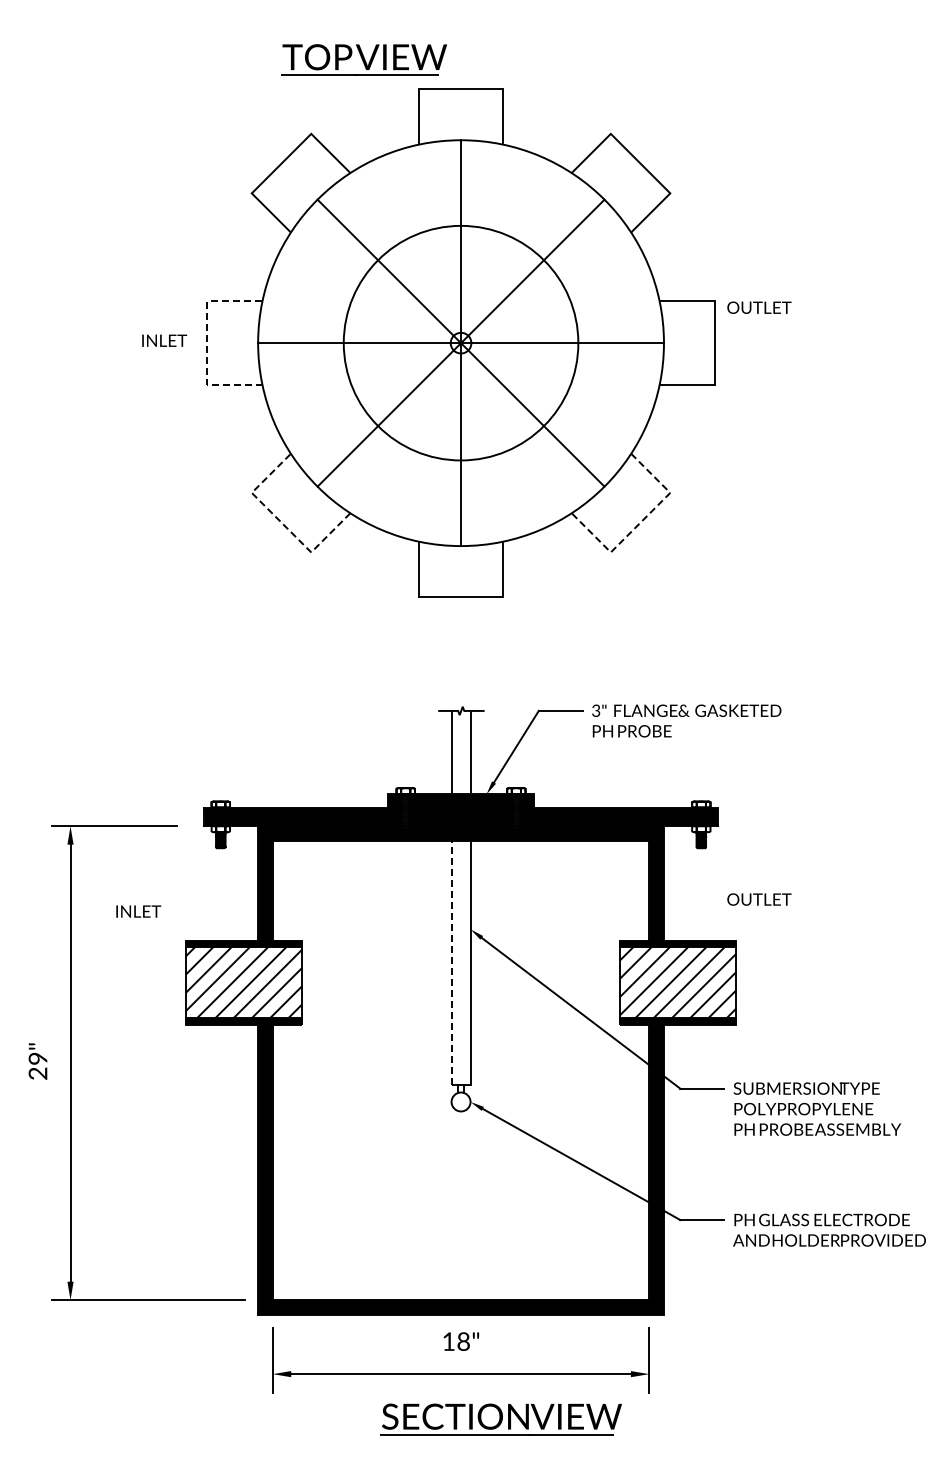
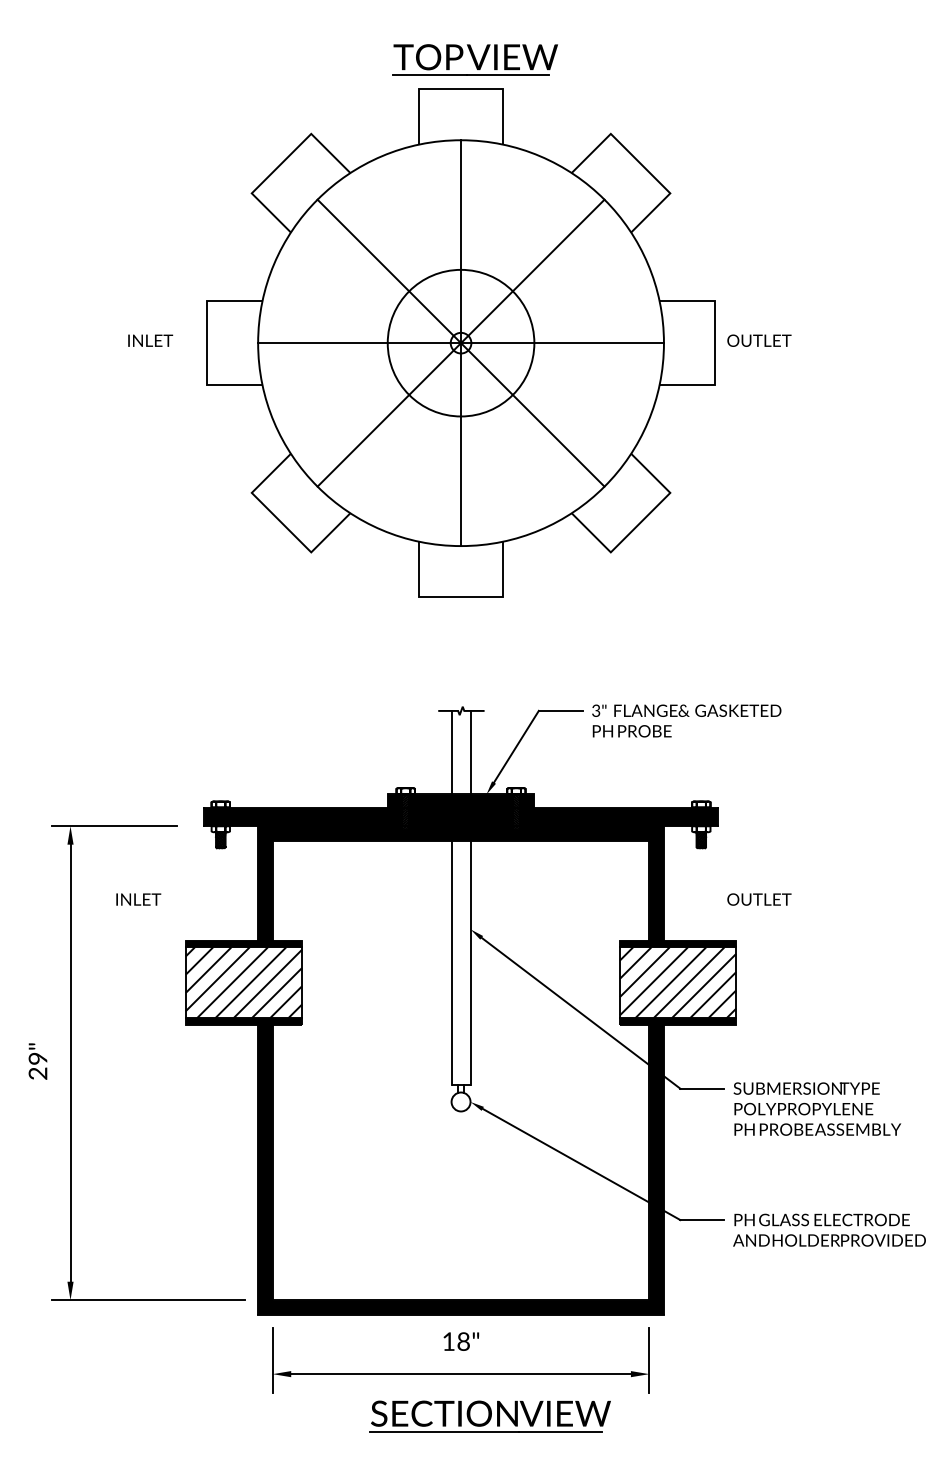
part position: (363, 59) -> (474, 59) (474, 59)
text position: (759, 307) -> (759, 340) (759, 340)
text position: (164, 340) -> (150, 340) (150, 340)
line: dashed -> solid (207, 342)
circle diameter: 235 px -> 147 px (460, 342)
line: dashed -> solid (281, 522)
line: dashed -> solid (640, 523)
text position: (138, 911) -> (138, 899) (138, 899)
line: dashed -> solid (451, 962)
part position: (500, 1419) -> (489, 1416) (489, 1416)
